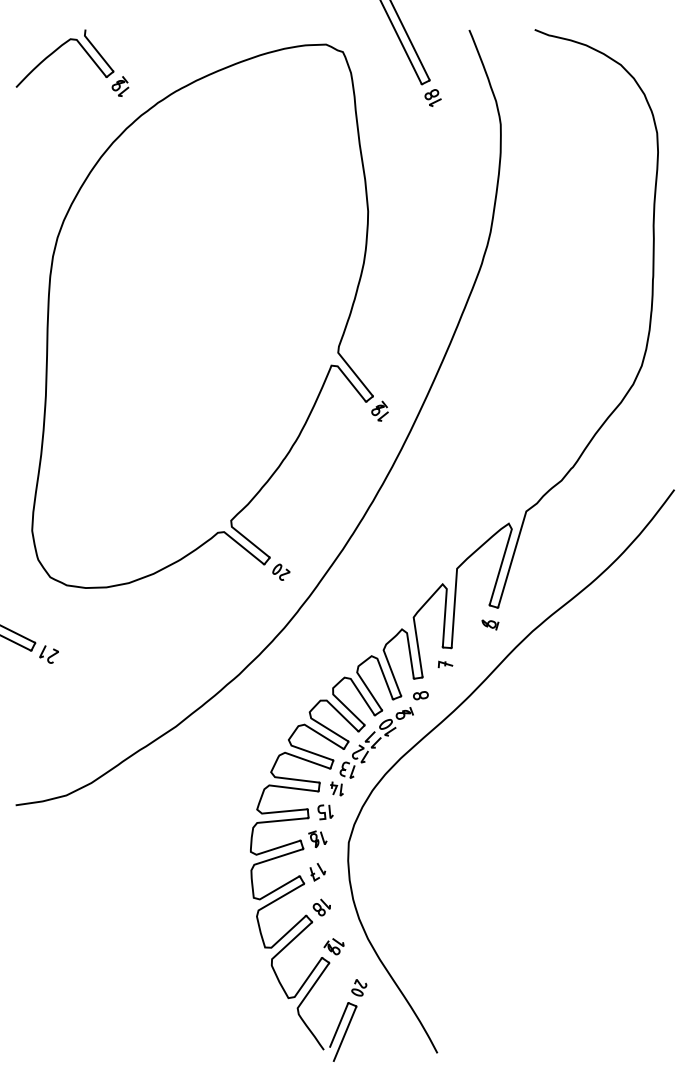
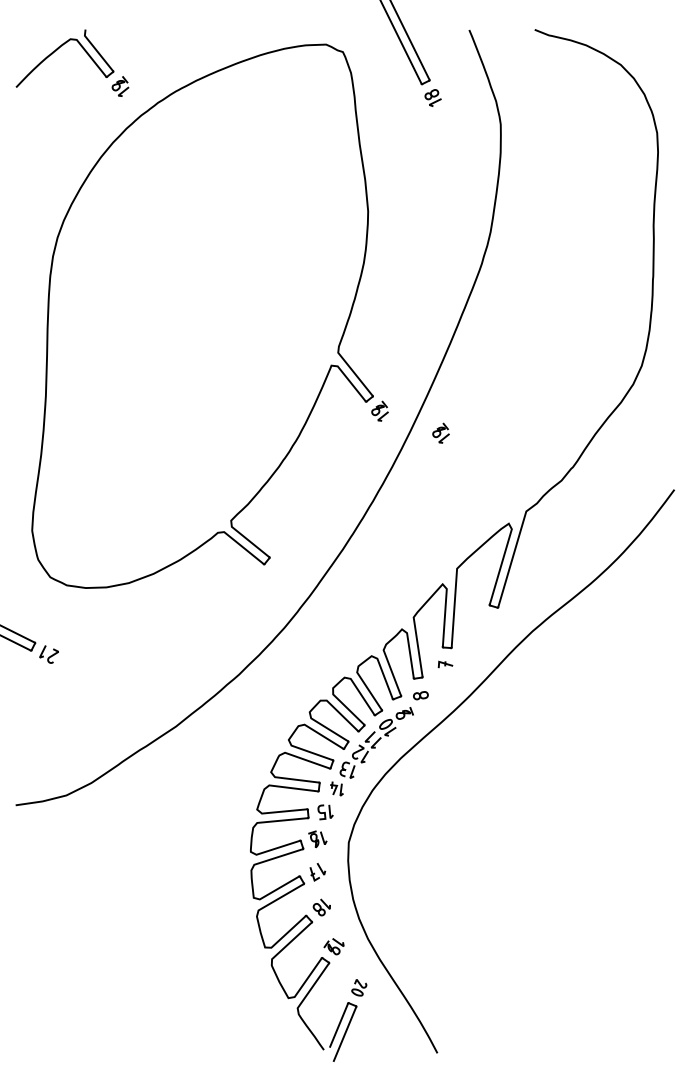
part: none -> present (440, 432)
part: present -> none (281, 571)
part: present -> none (490, 624)
